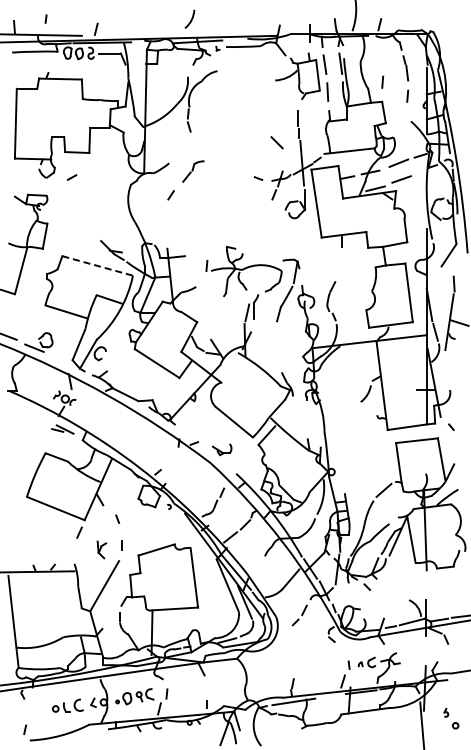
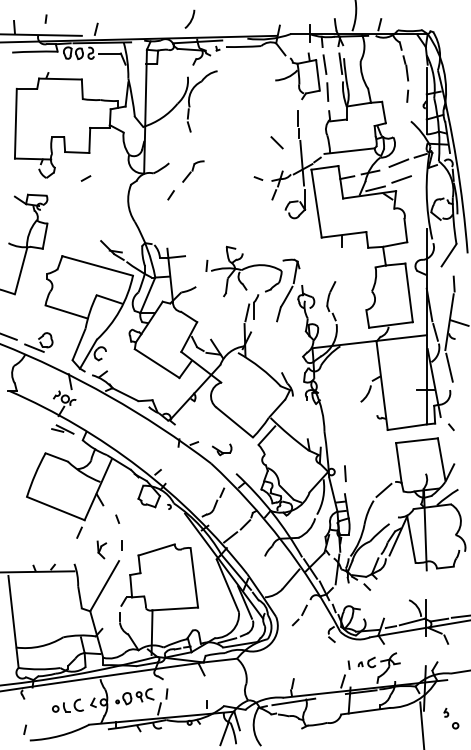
line: present -> none (382, 81)
line position: (71, 177) -> (85, 178) (85, 178)
line: dashed -> solid (97, 265)
line: none -> present (449, 367)
line: none -> present (345, 473)
